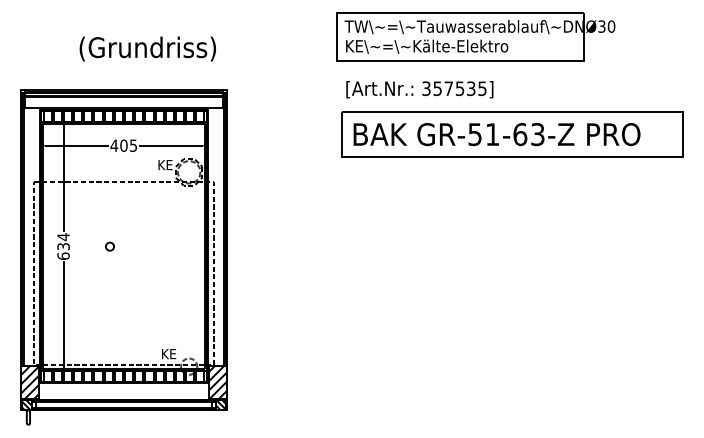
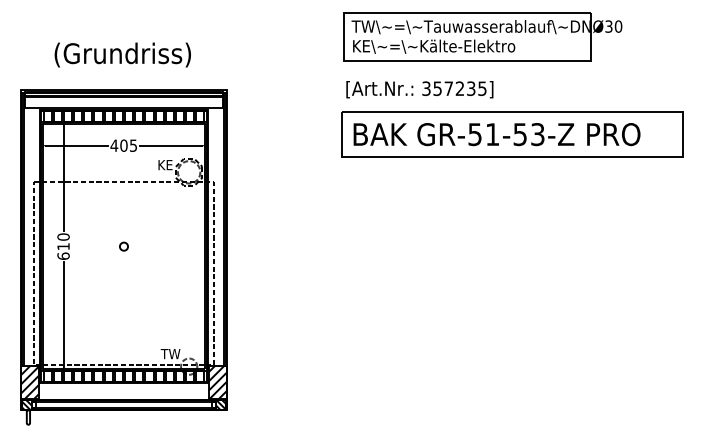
part position: (475, 36) -> (482, 36) (482, 36)
text position: (147, 48) -> (122, 54) (122, 54)
text: 357535] -> 357235] (459, 88)
text: GR-51-63-Z -> GR-51-53-Z (520, 134)
text: 634 -> 610 (63, 241)
circle position: (109, 246) -> (123, 246) (123, 246)
text: KE -> TW (170, 354)
